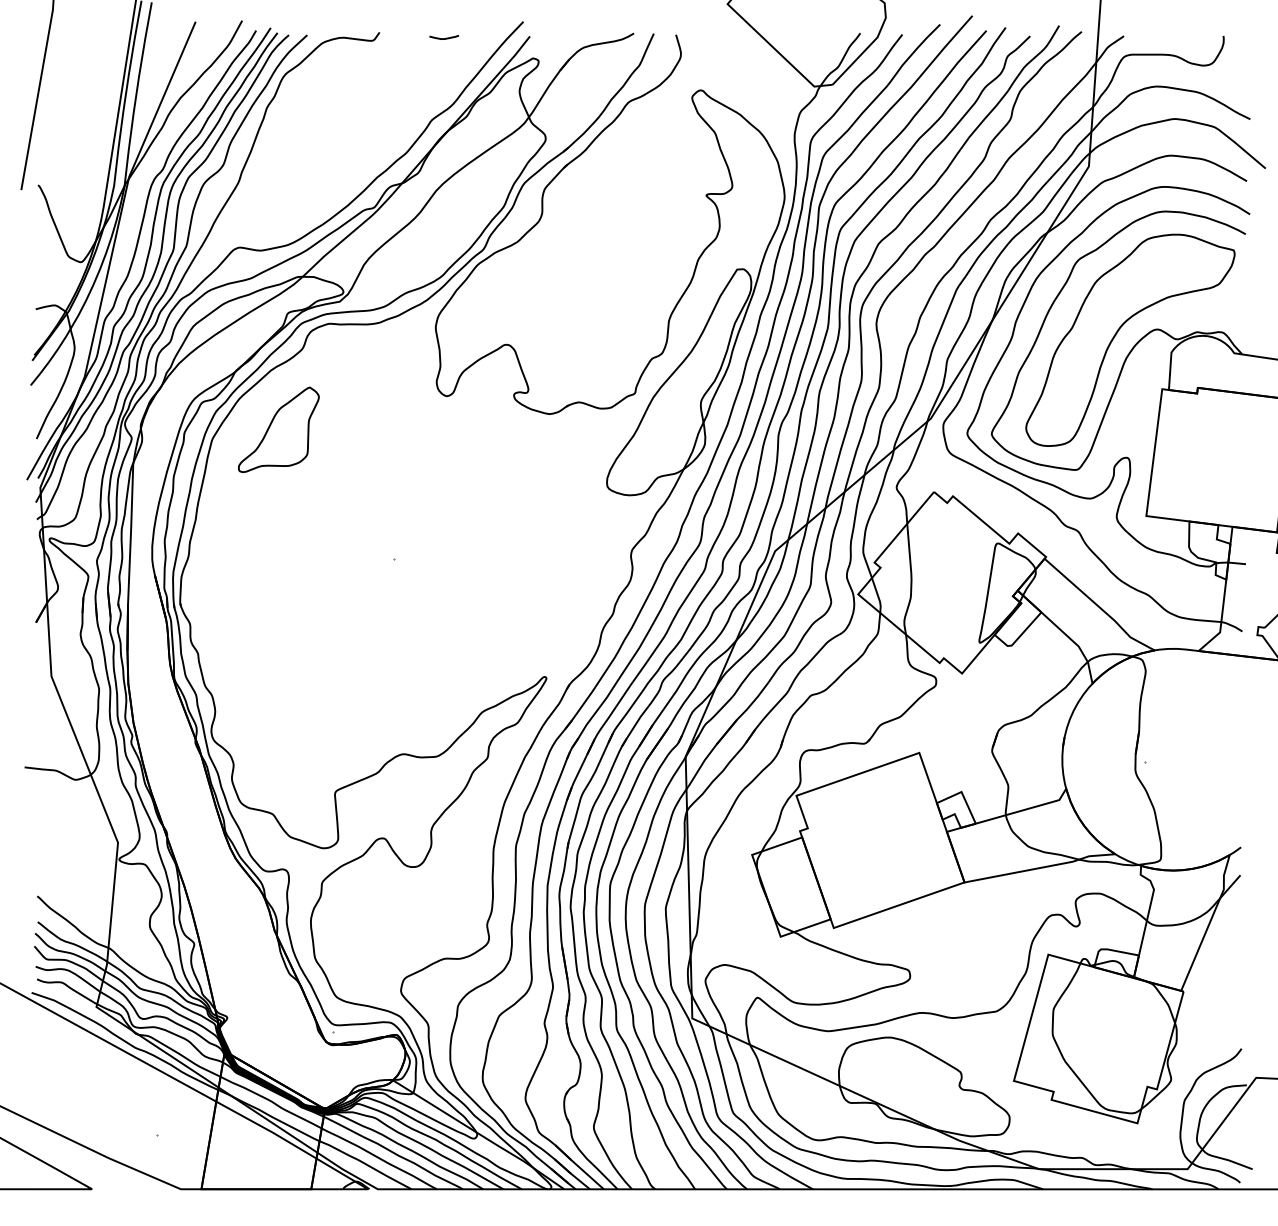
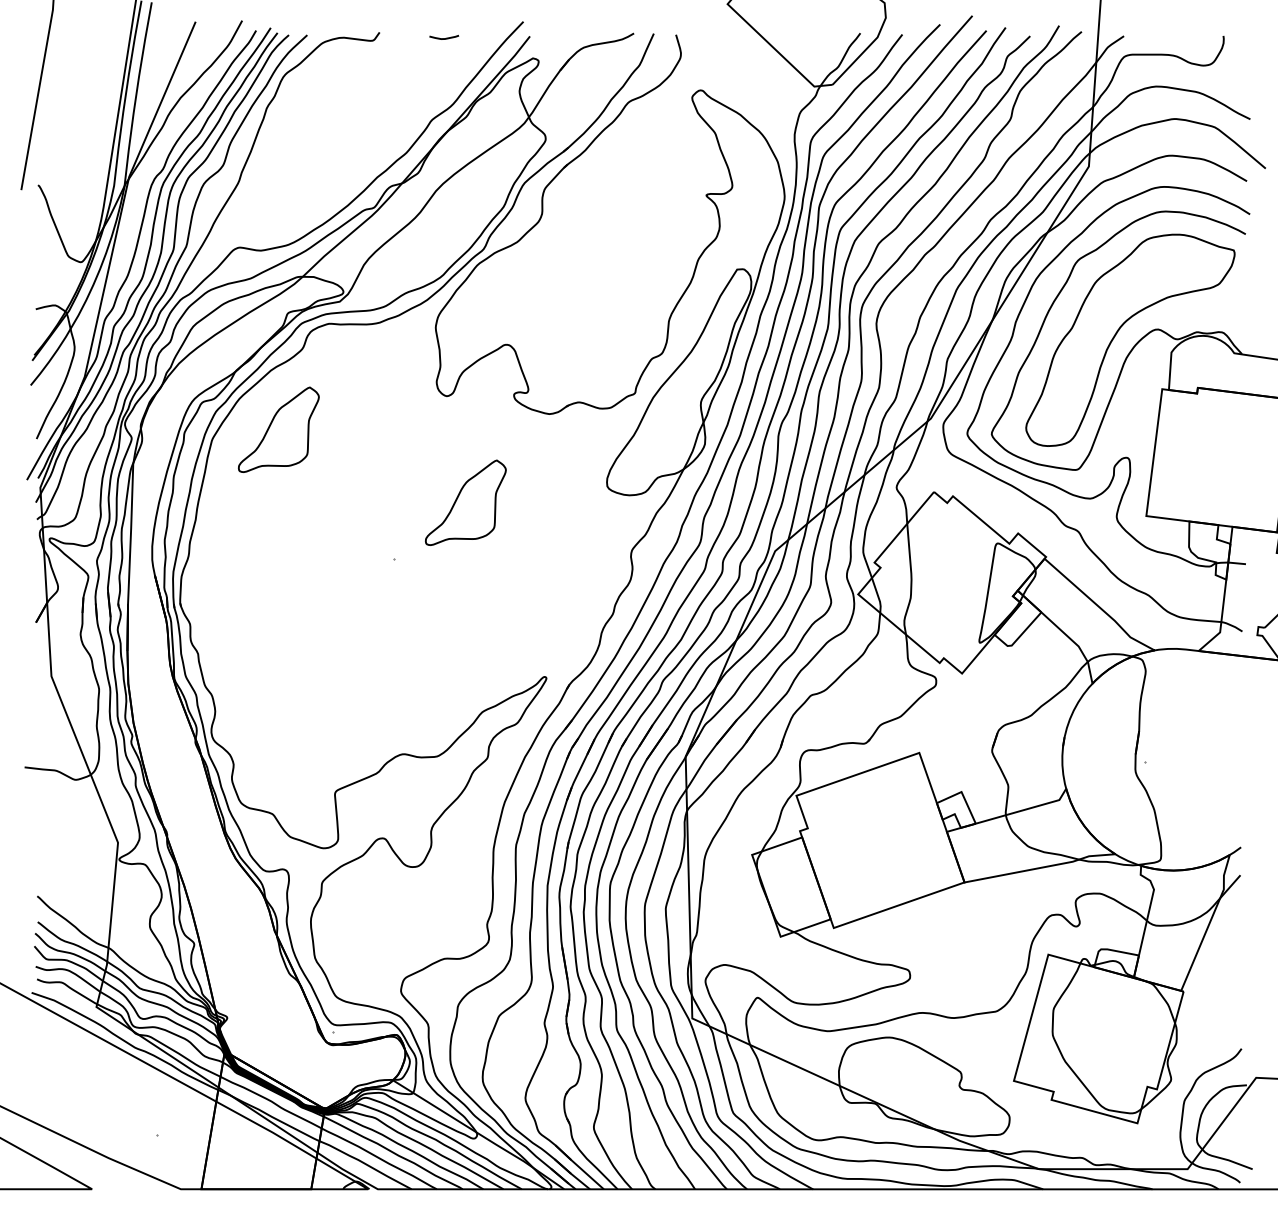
part: none -> present (465, 502)
